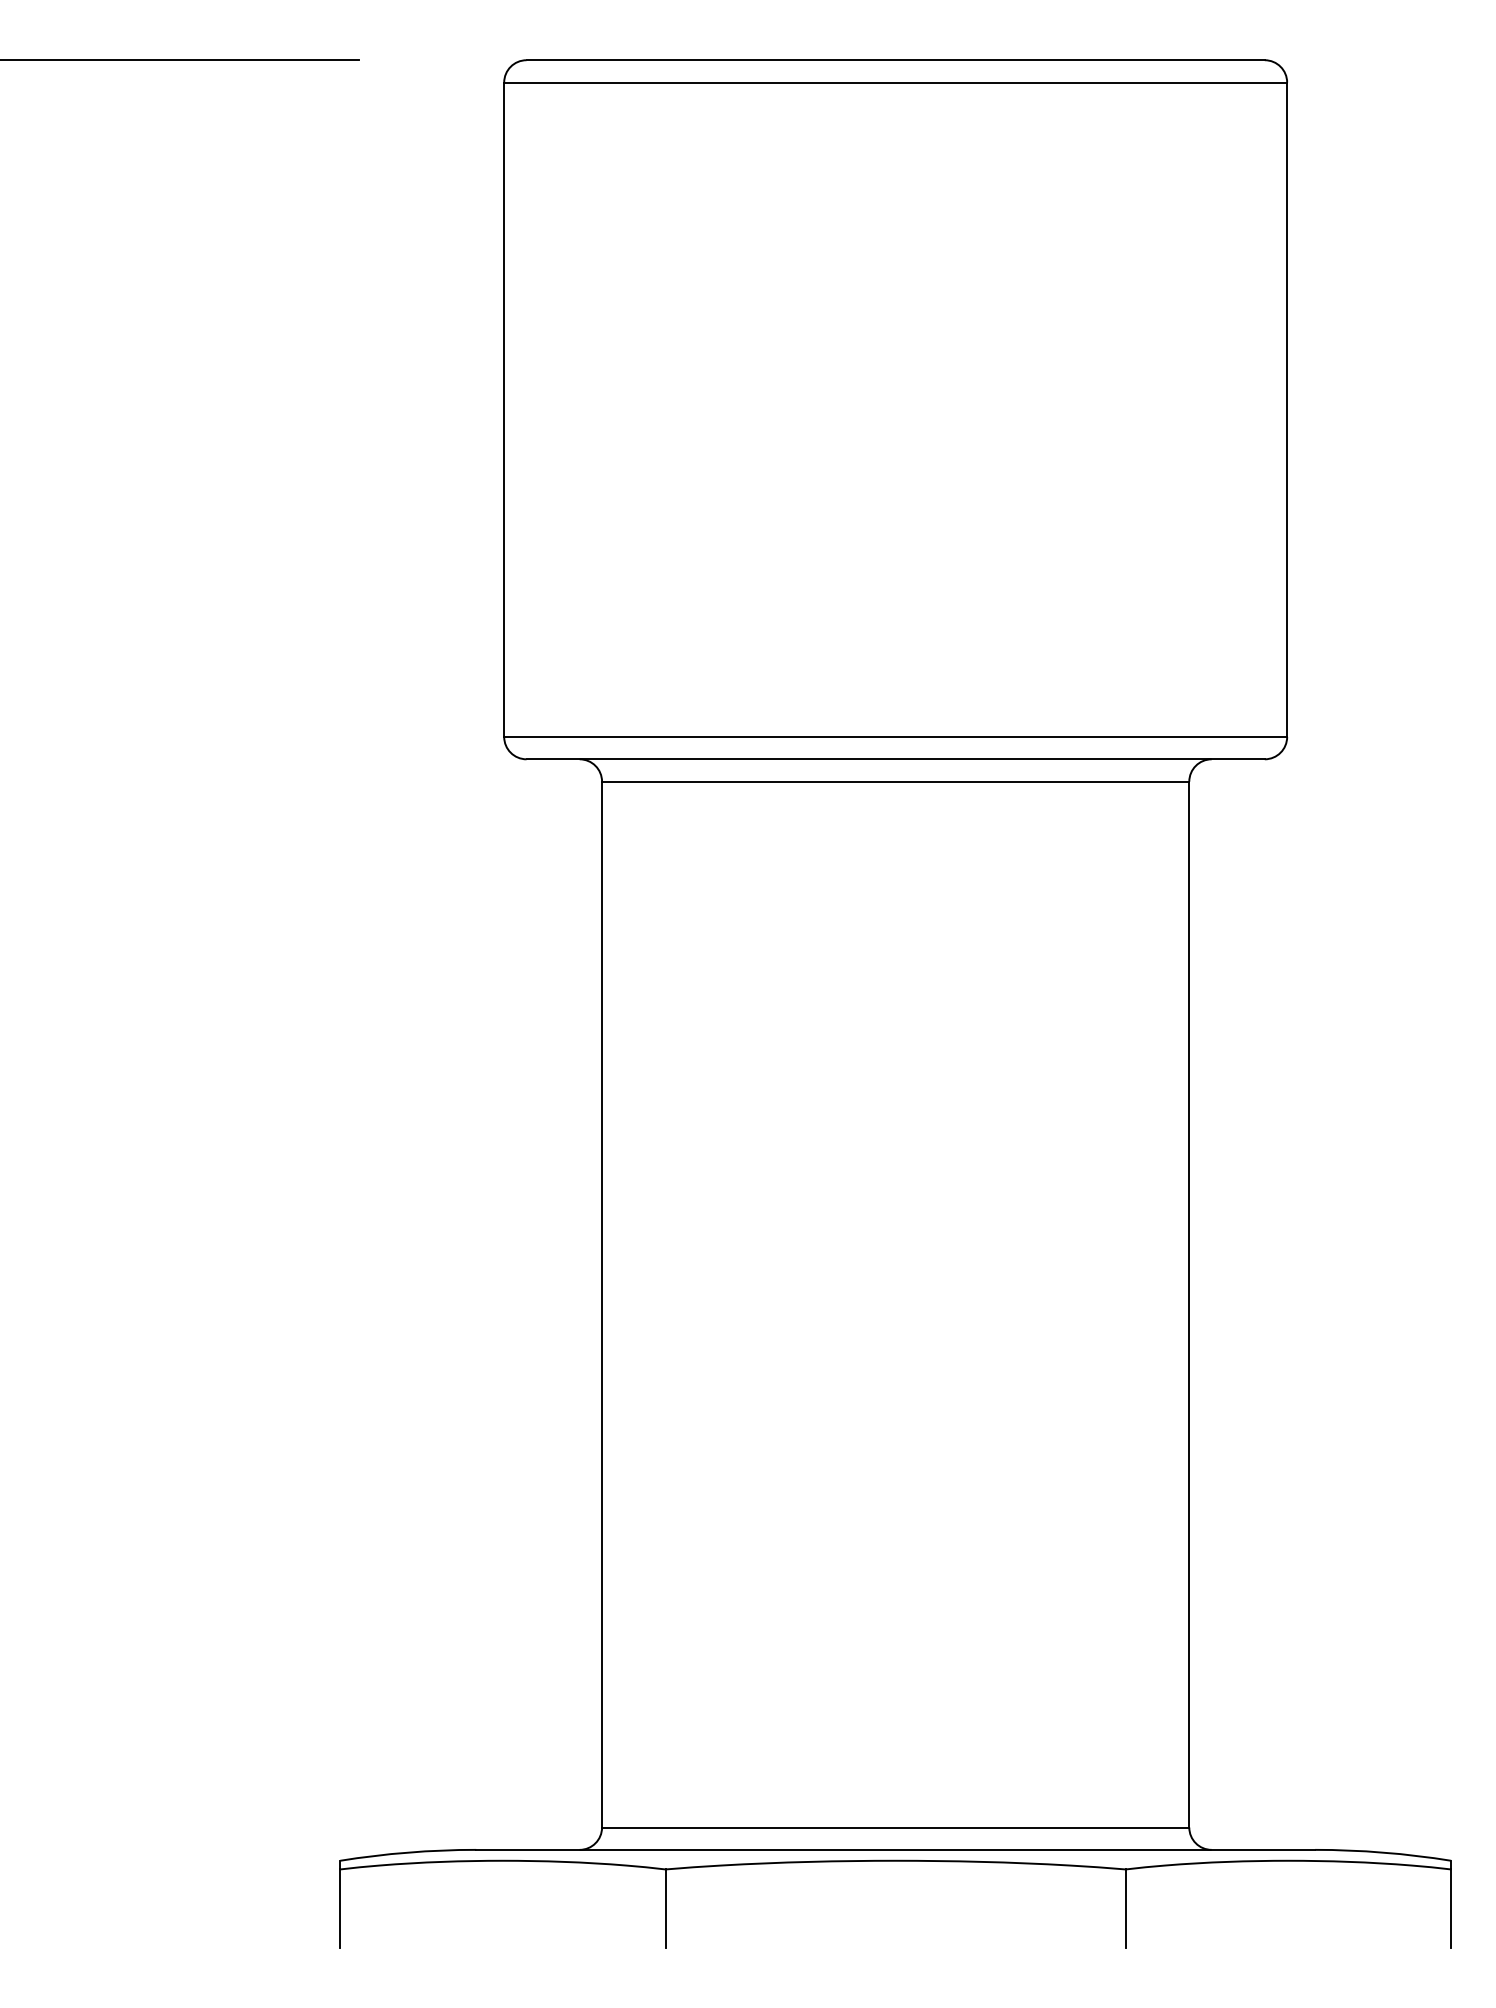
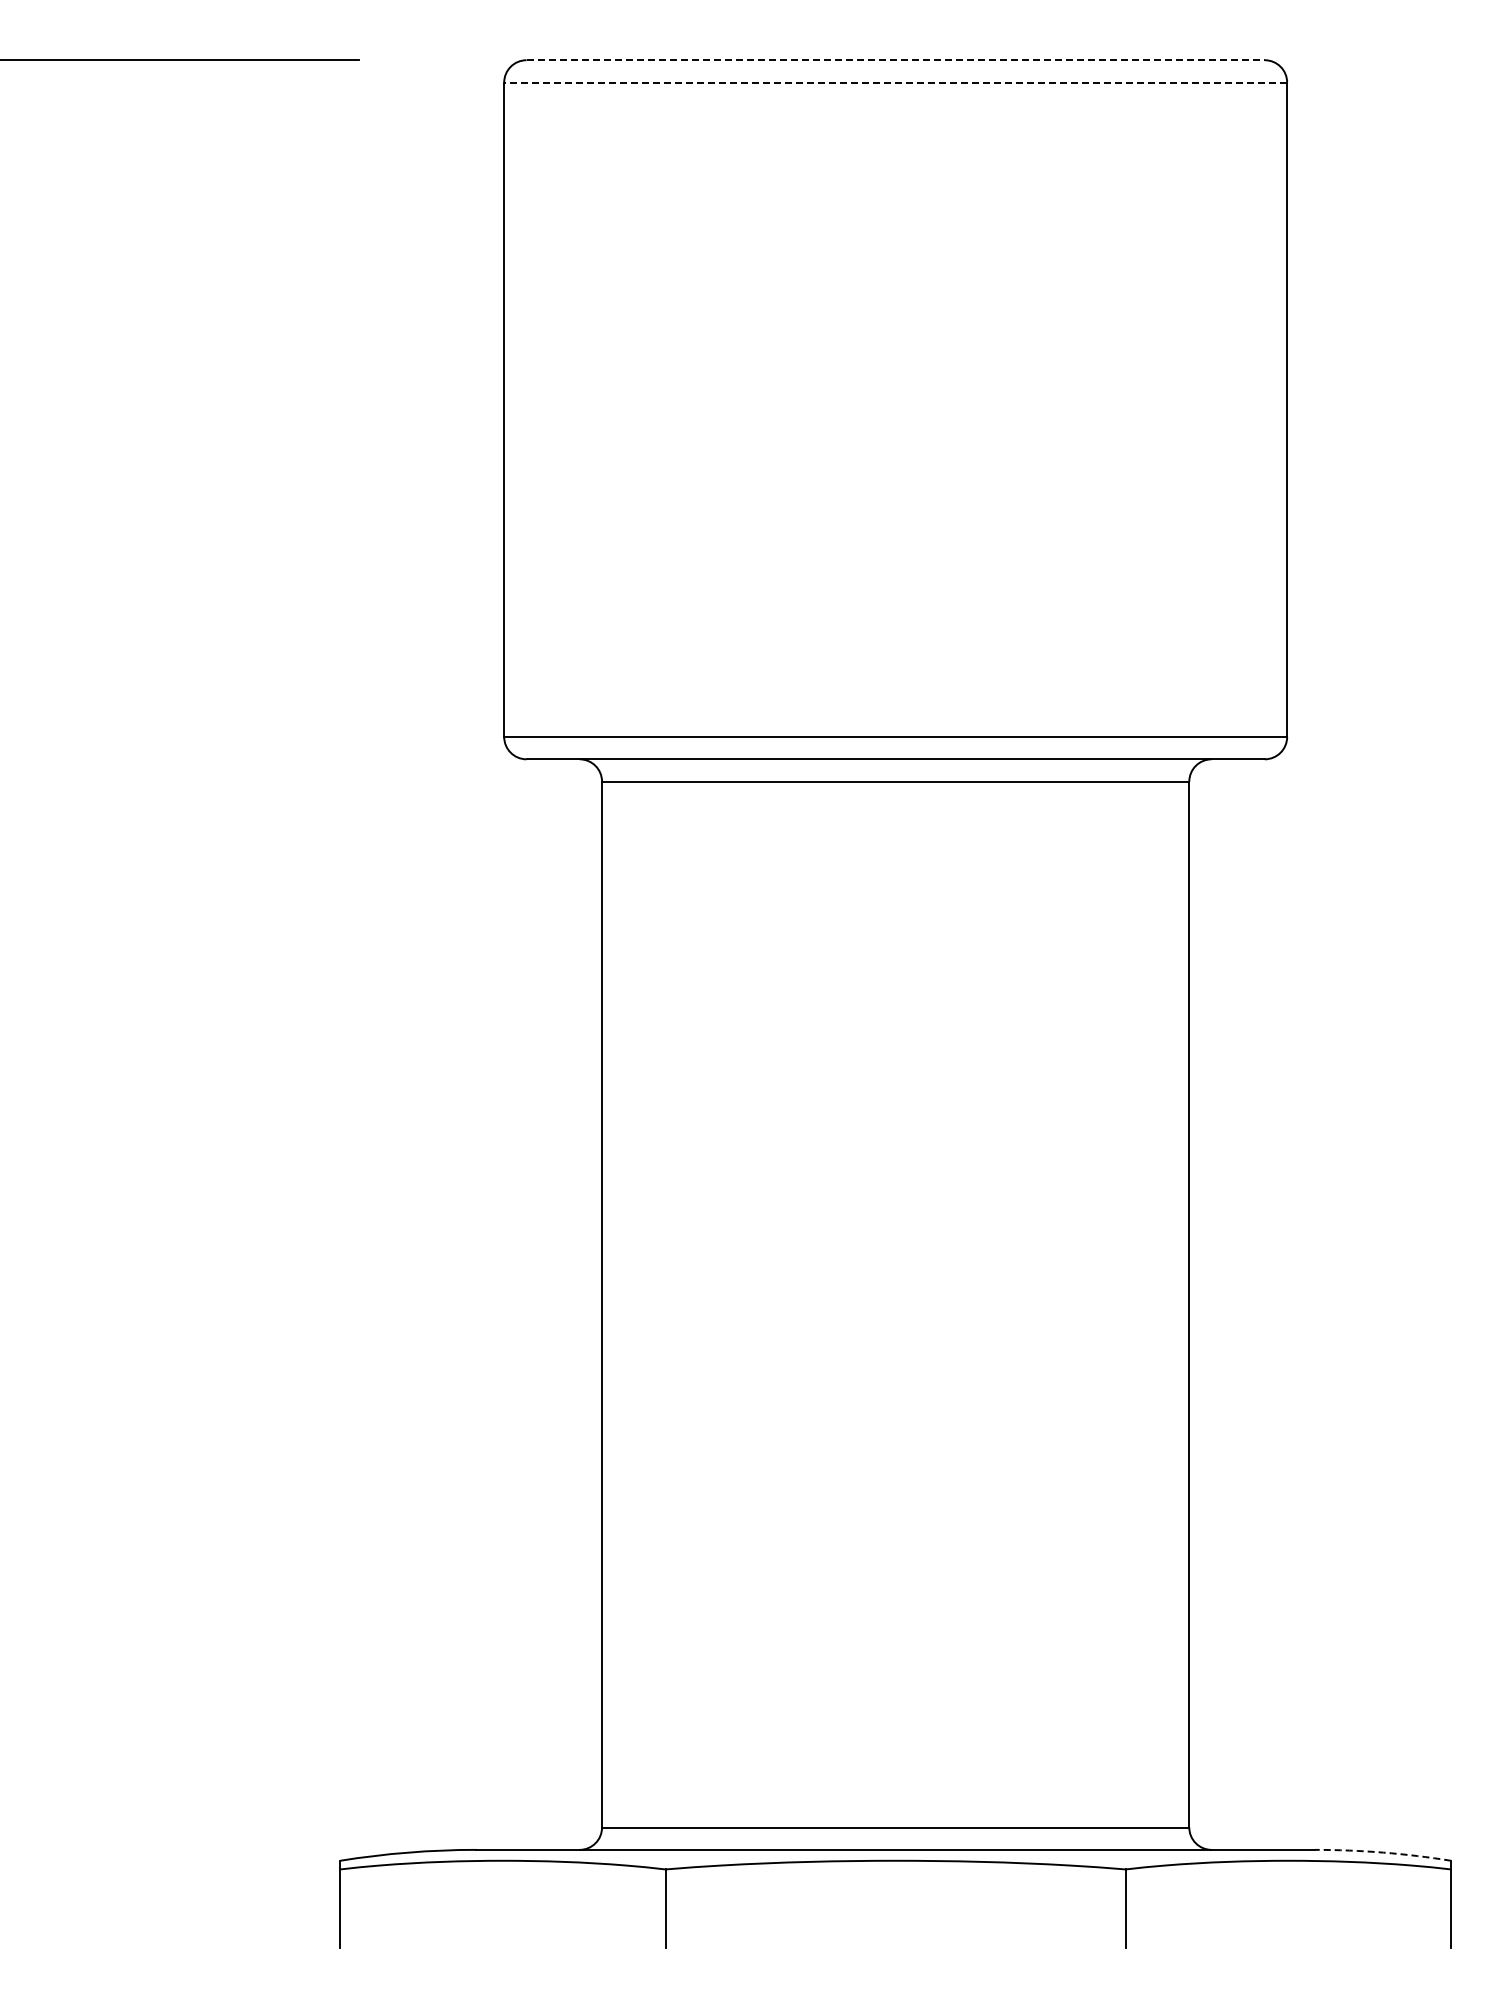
line: solid -> dashed (896, 60)
line: solid -> dashed (895, 82)
arc: solid -> dashed (1383, 1852)
